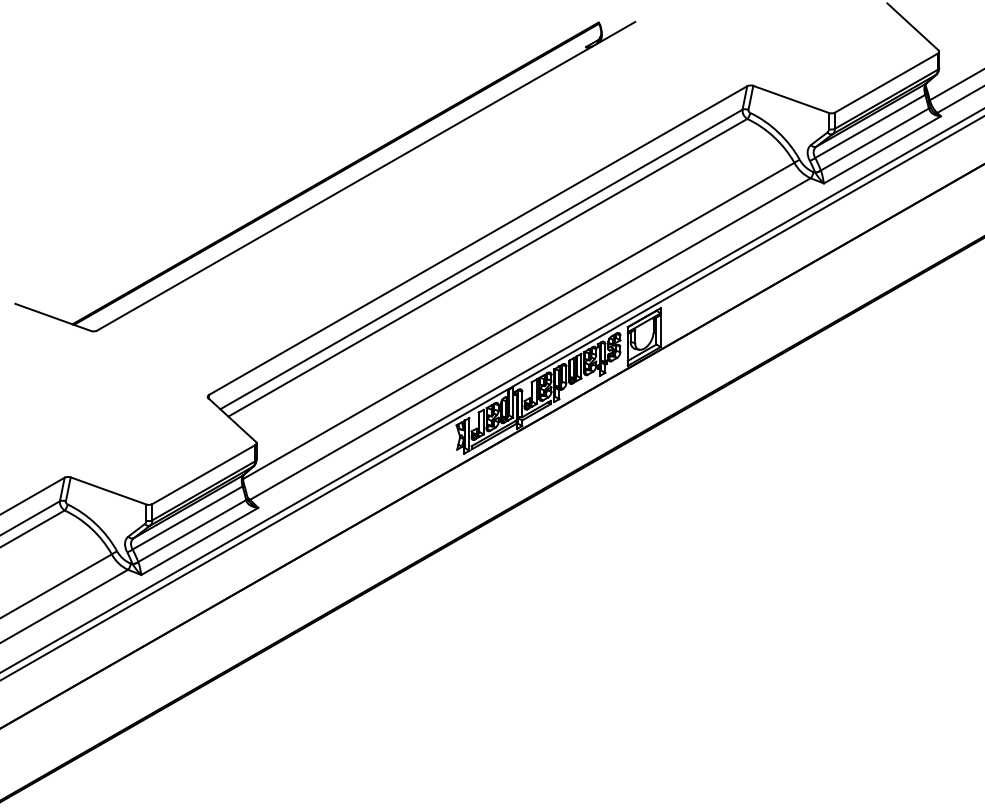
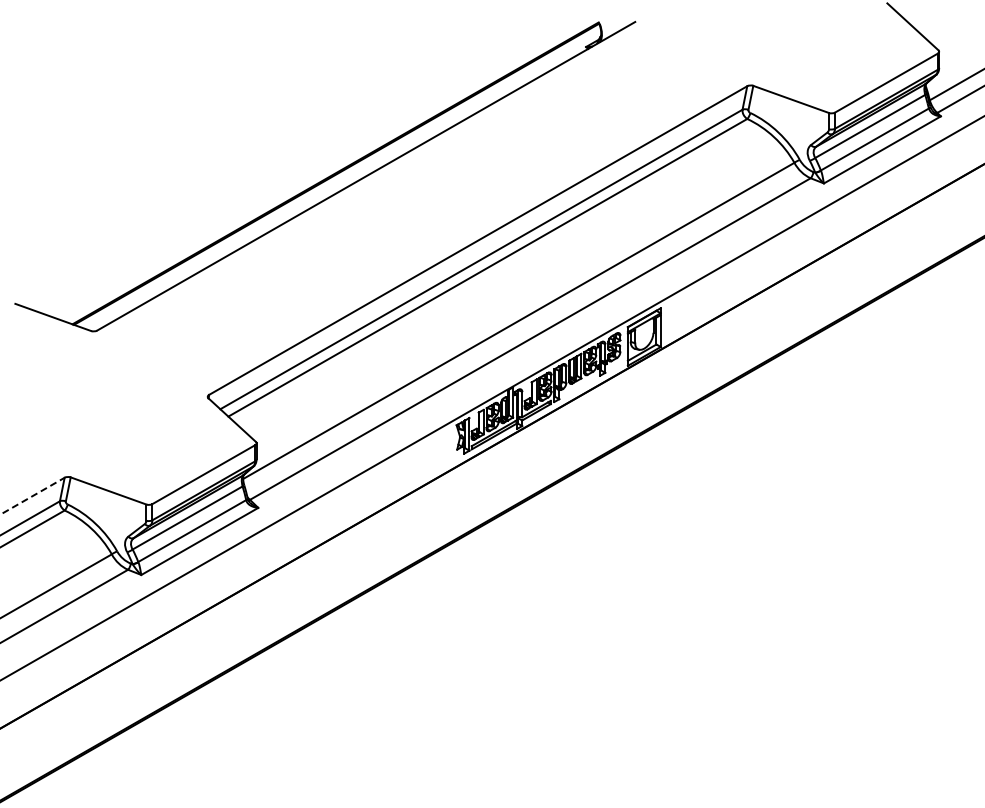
line: present -> none (491, 390)
line: solid -> dashed (32, 496)
